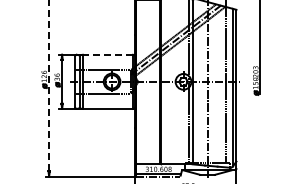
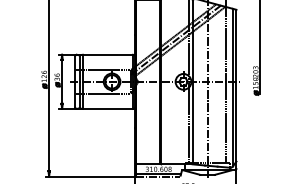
line: dashed -> solid (107, 54)
line: dashed -> solid (49, 85)
